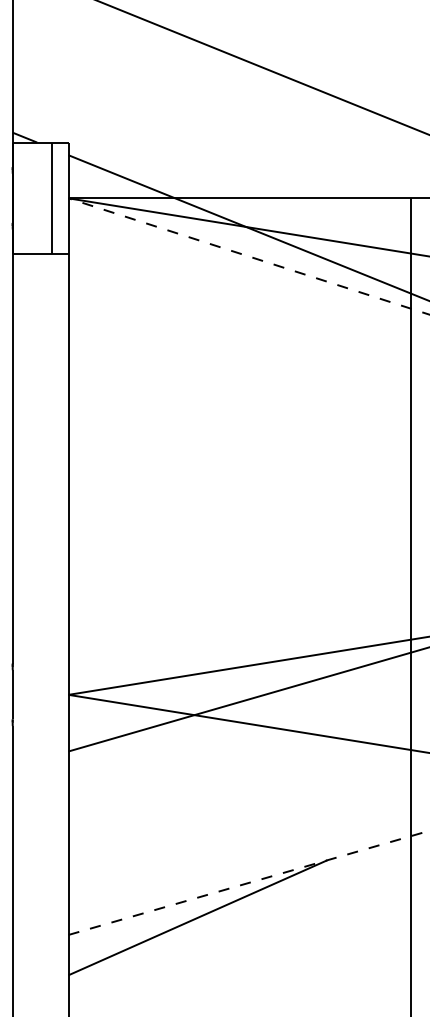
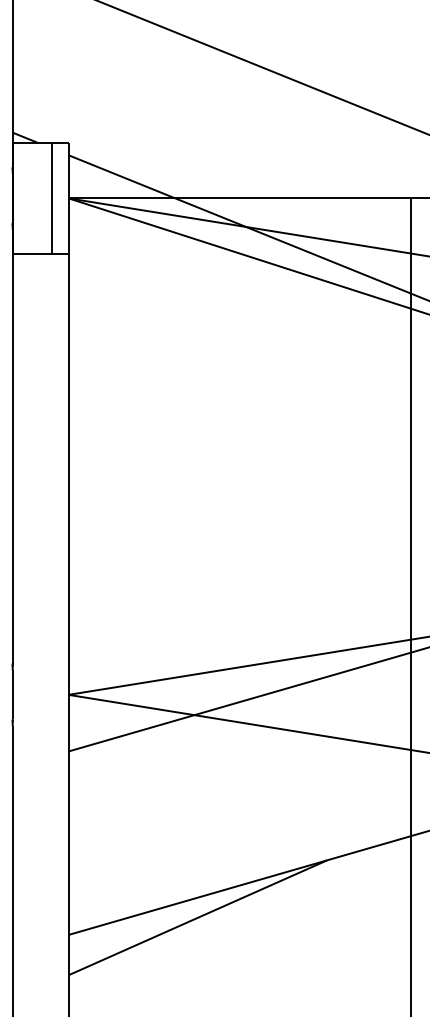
line: dashed -> solid (248, 256)
line: dashed -> solid (249, 882)
